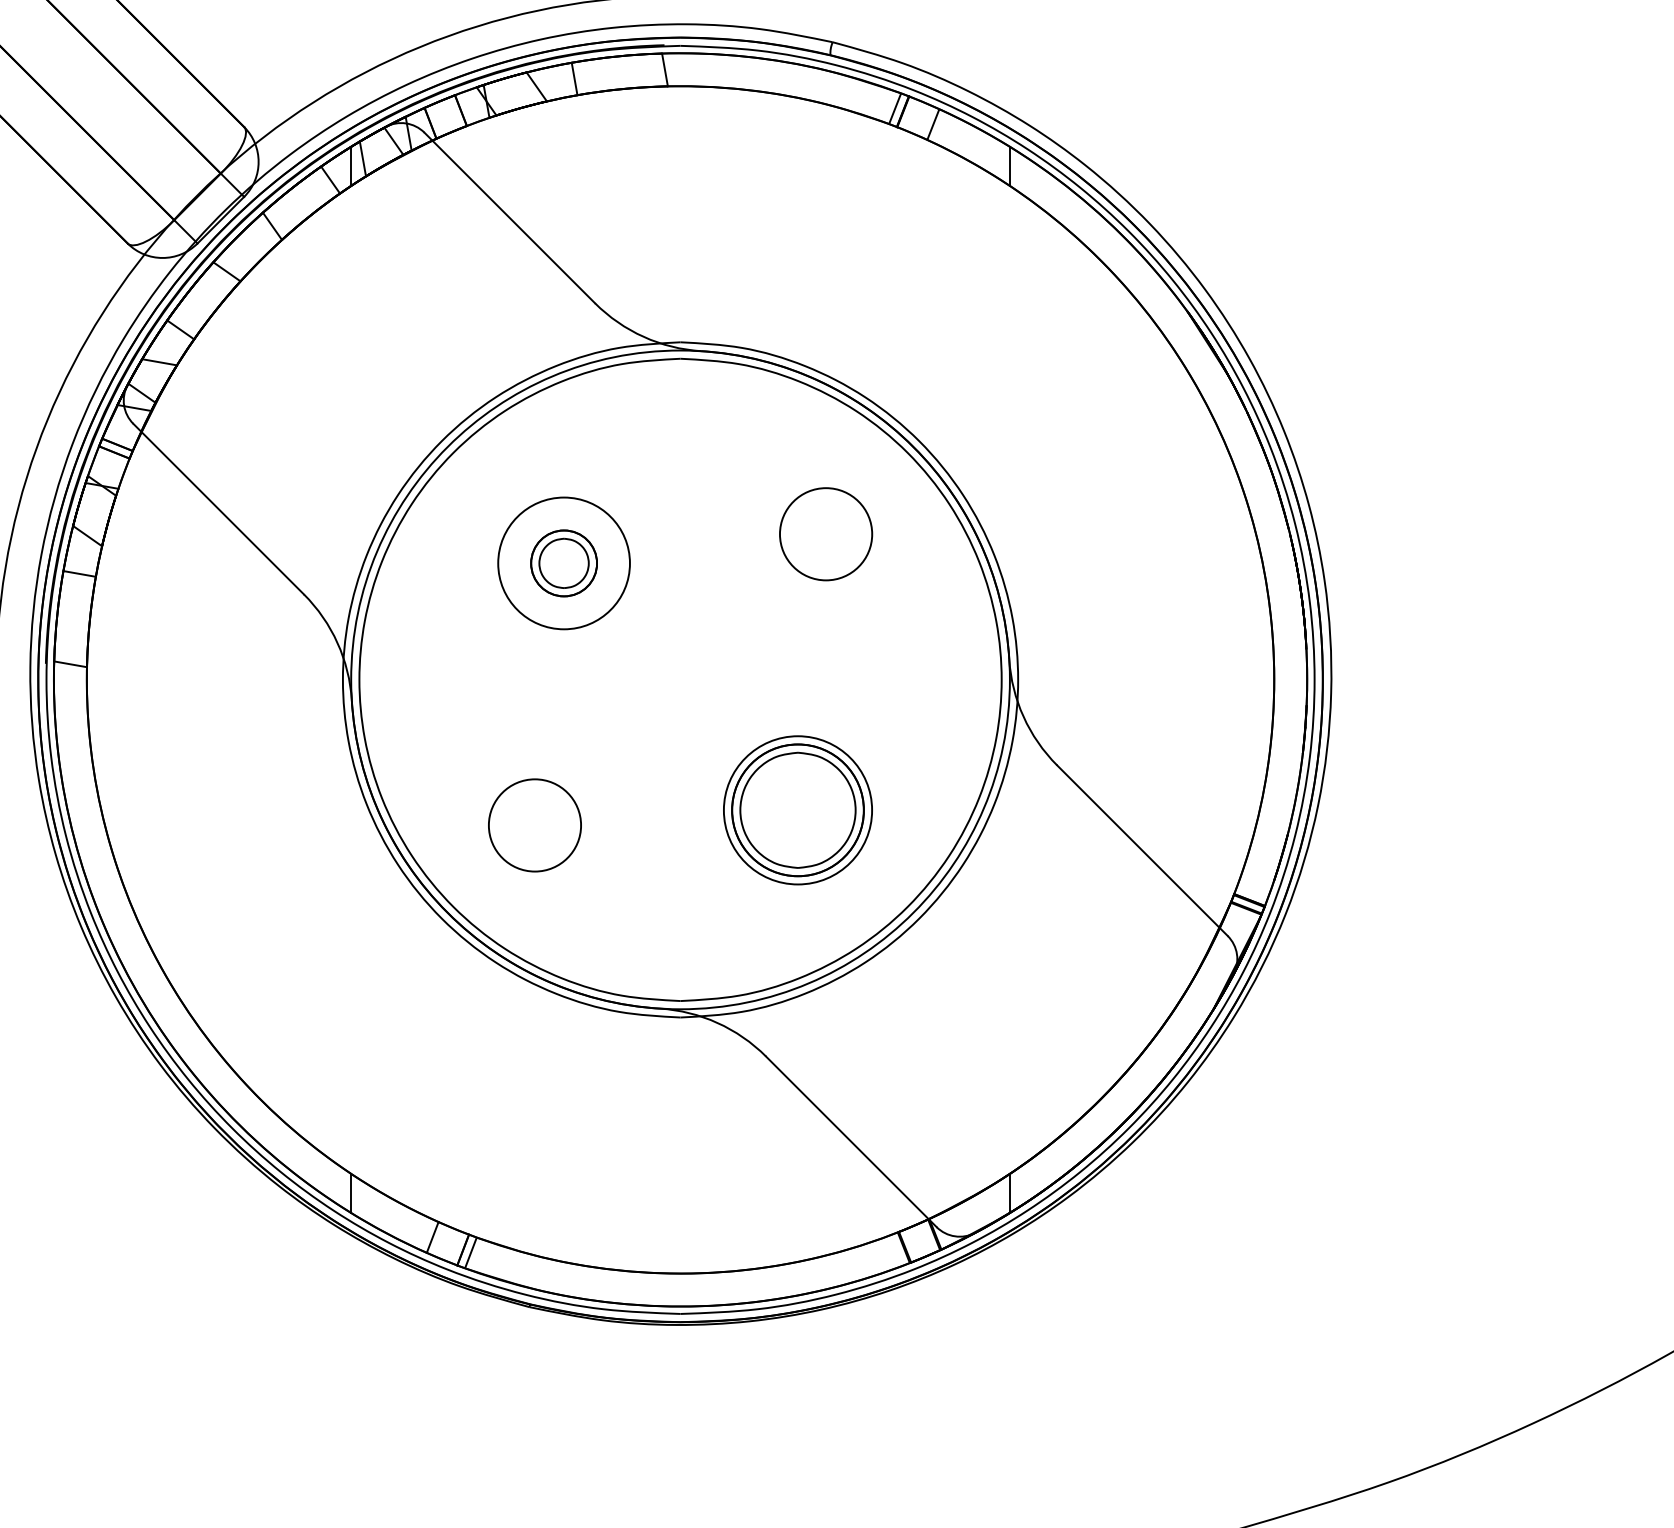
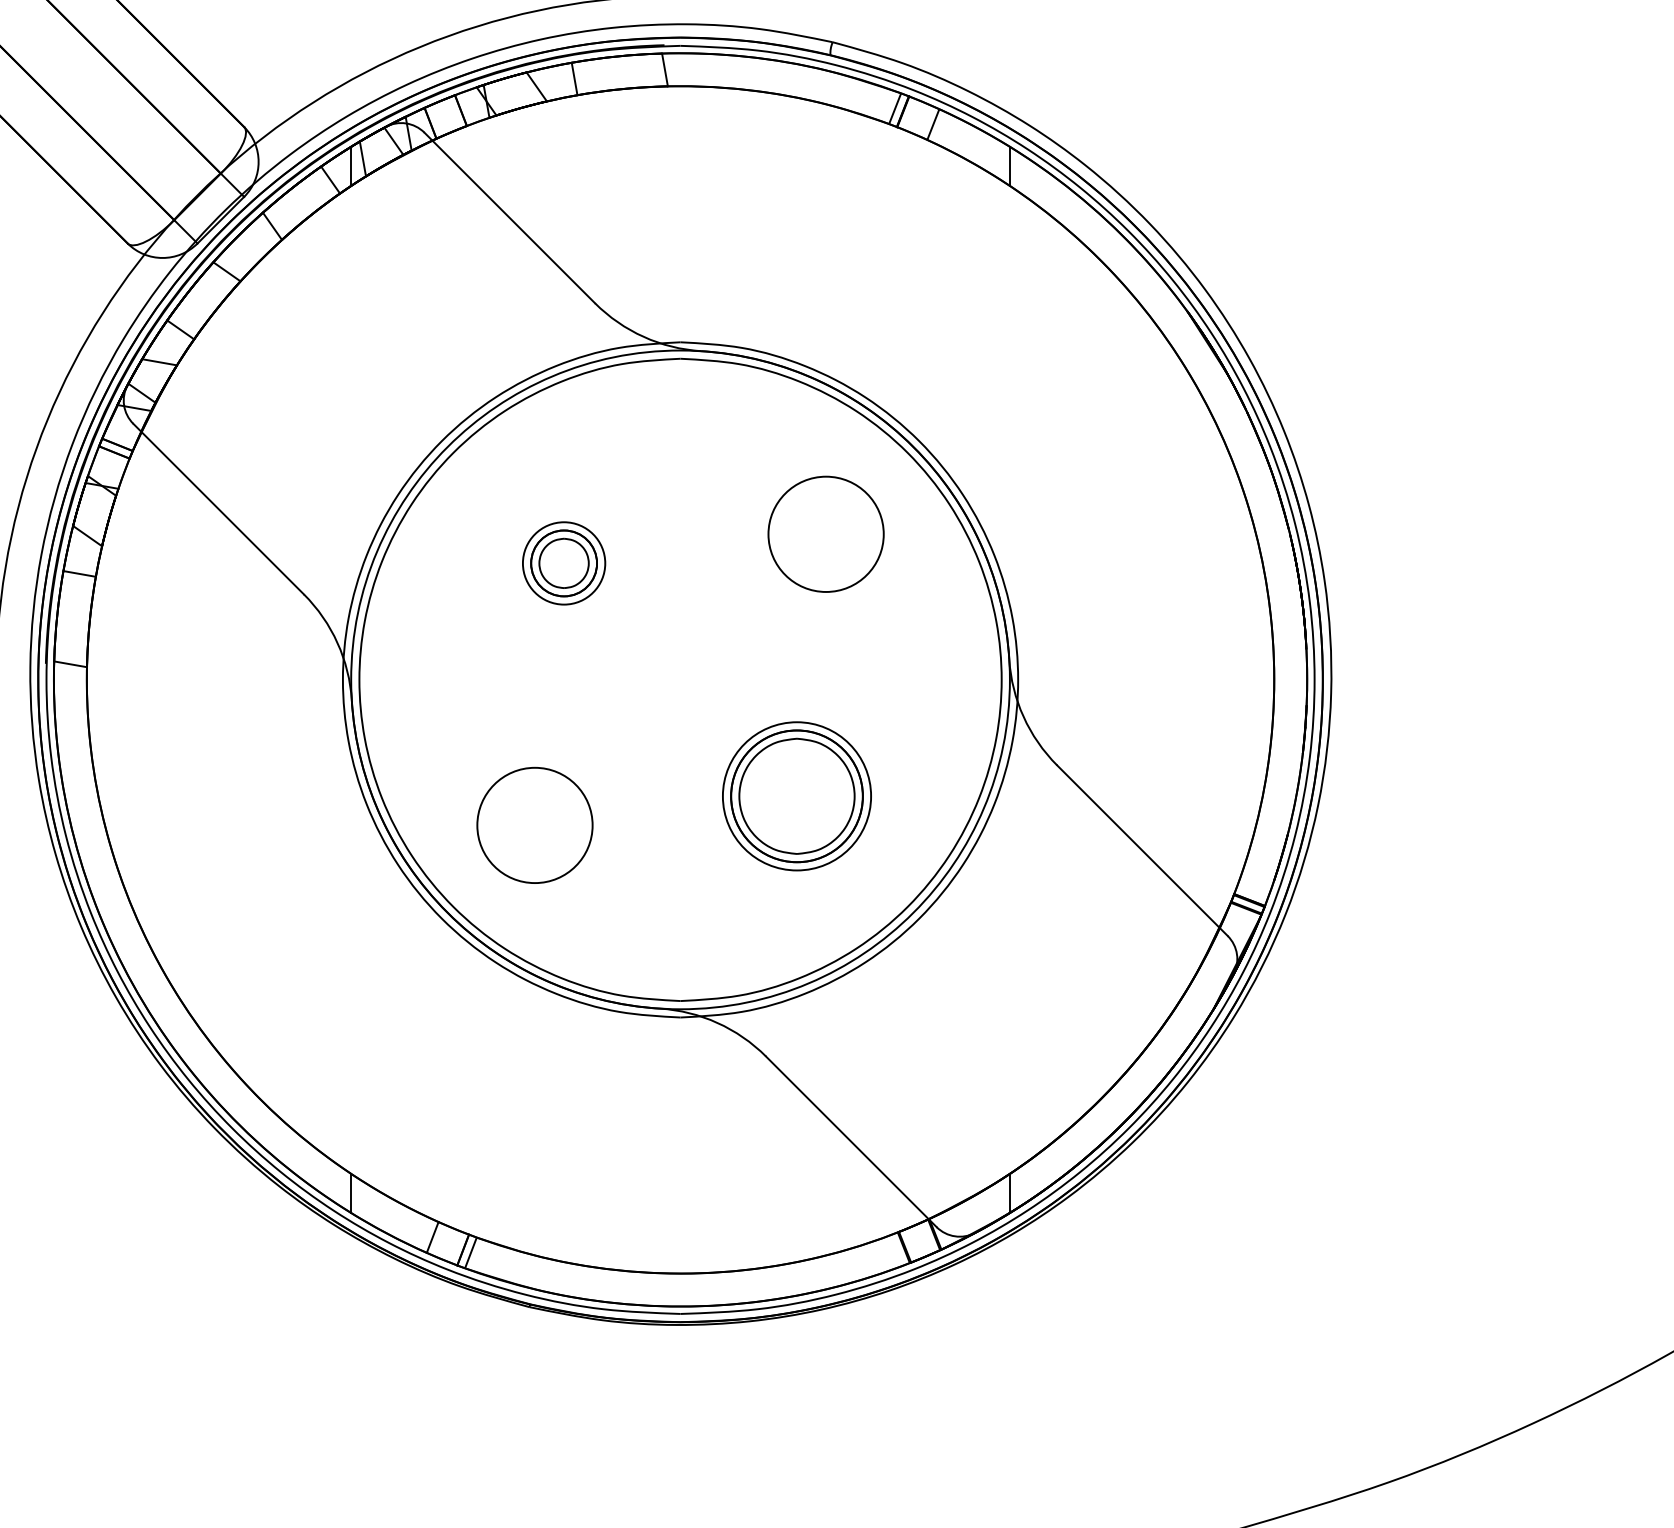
circle size: 95x95 px -> 118x118 px (825, 533)
circle diameter: 132 px -> 82 px (563, 563)
part position: (797, 810) -> (796, 796) (796, 796)
circle diameter: 92 px -> 115 px (534, 825)
